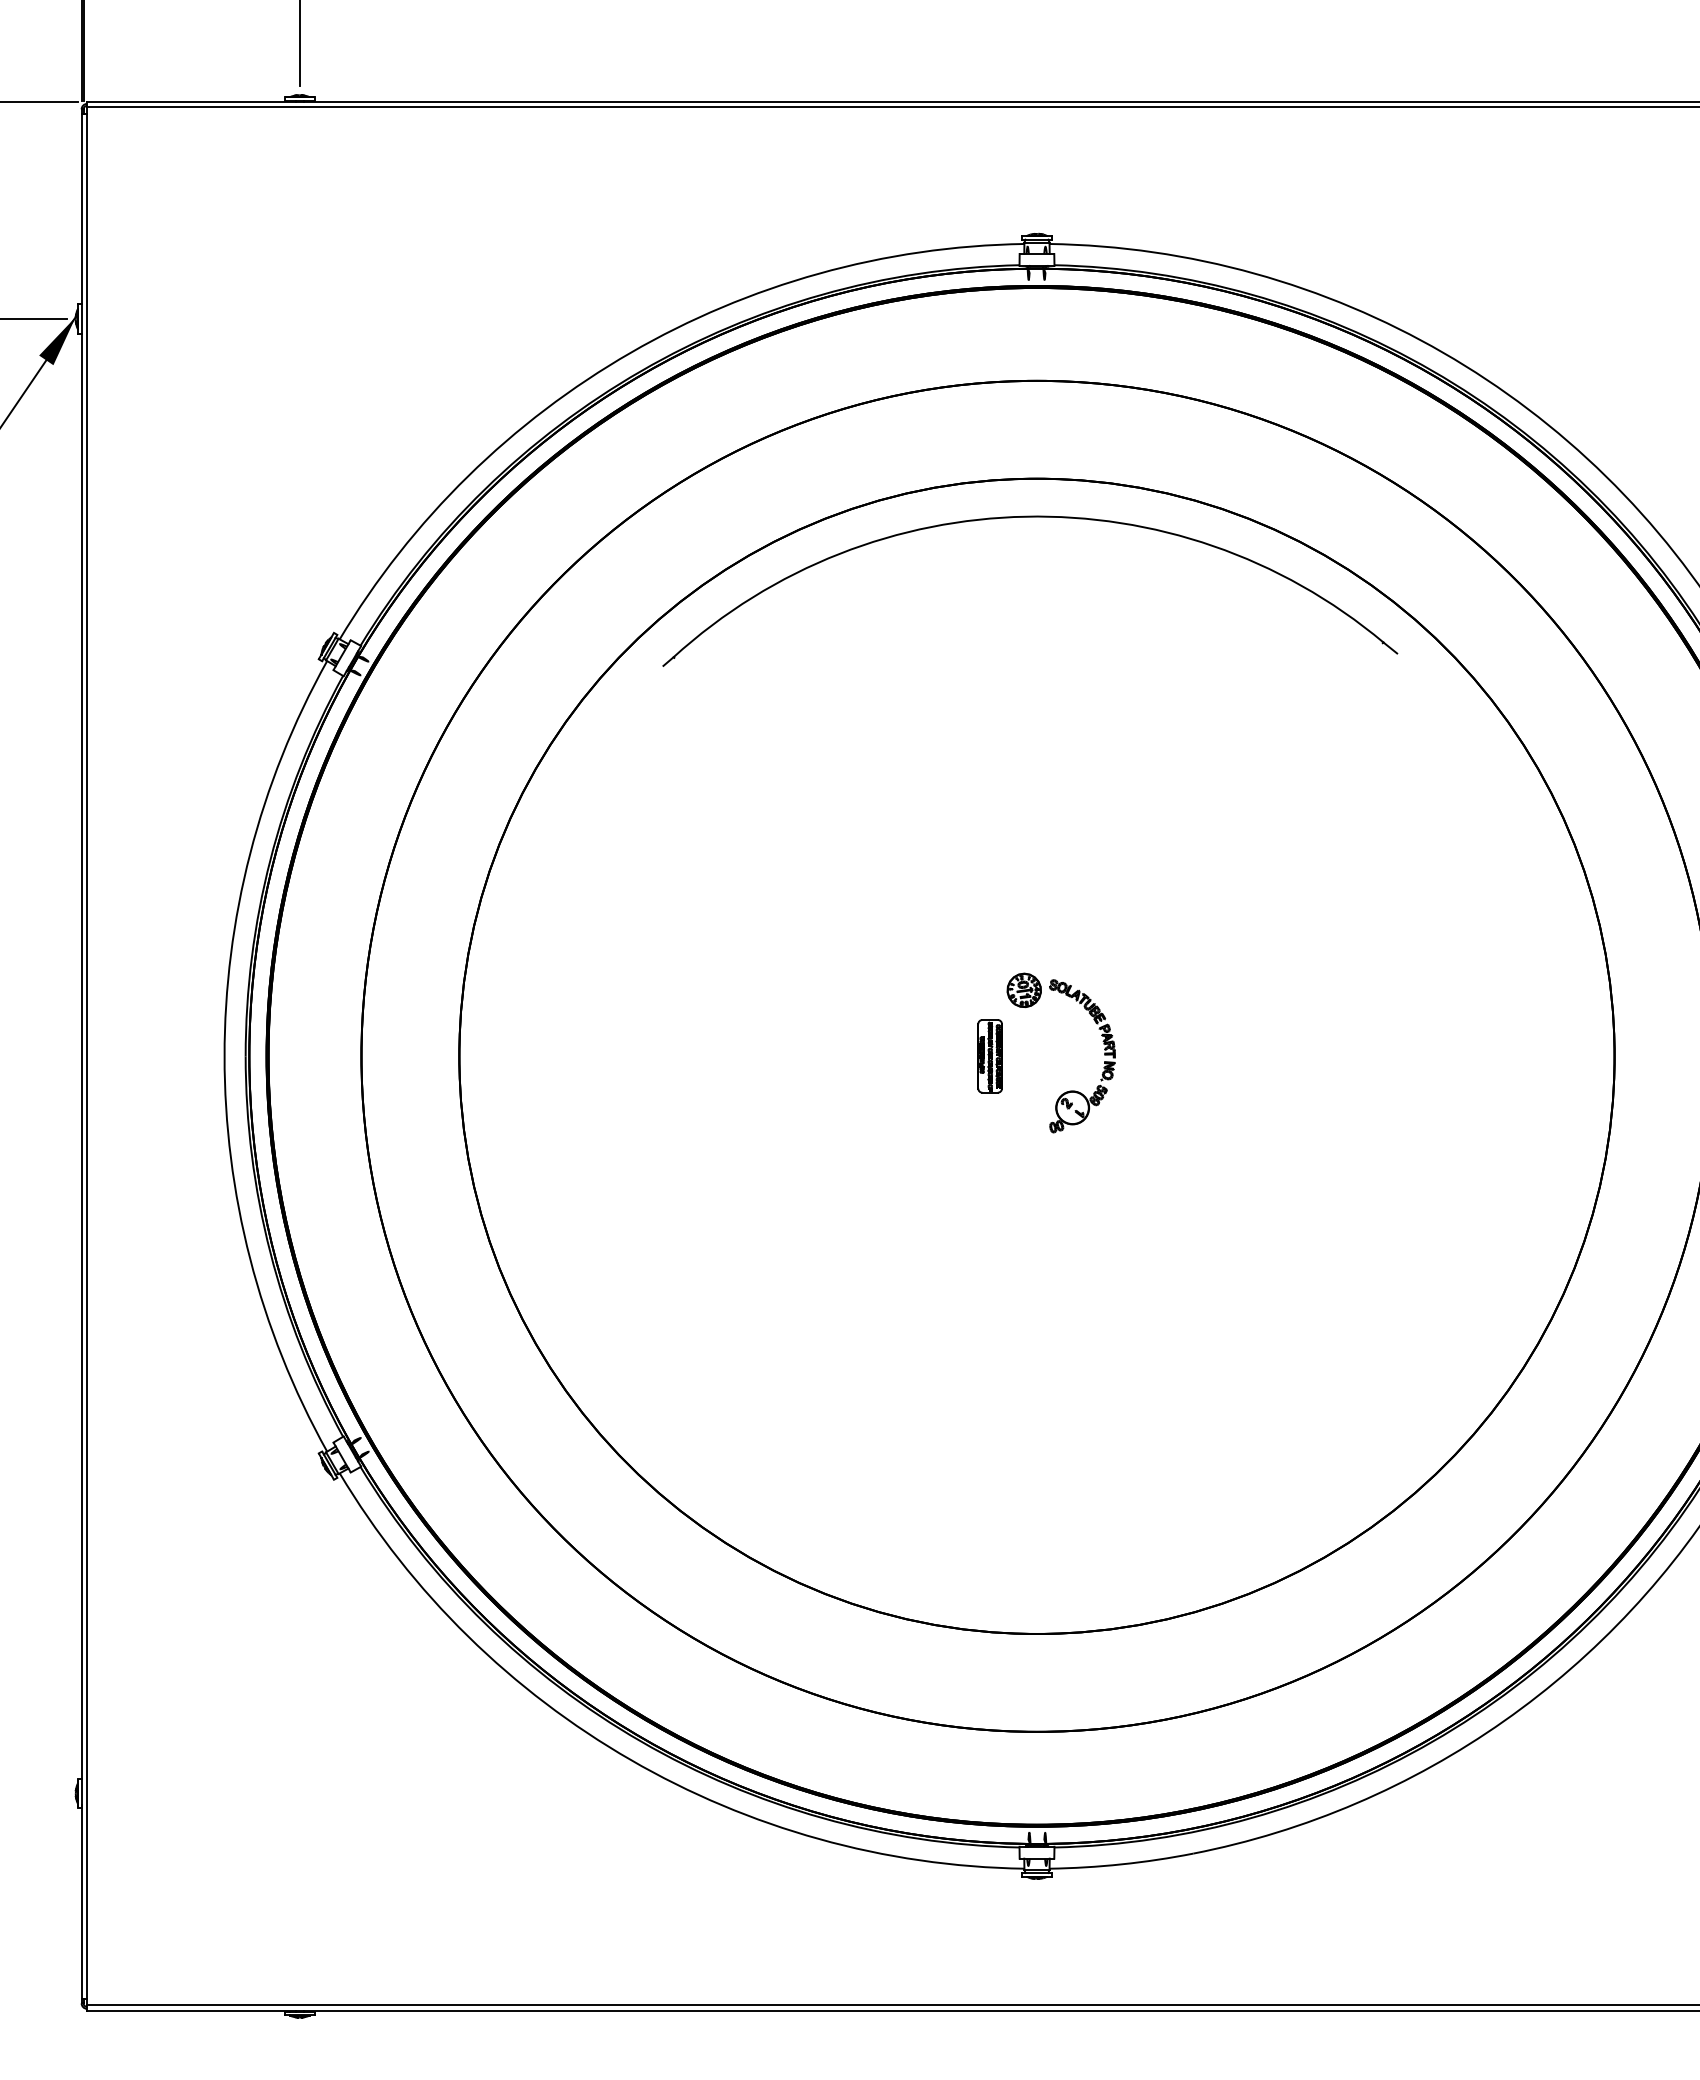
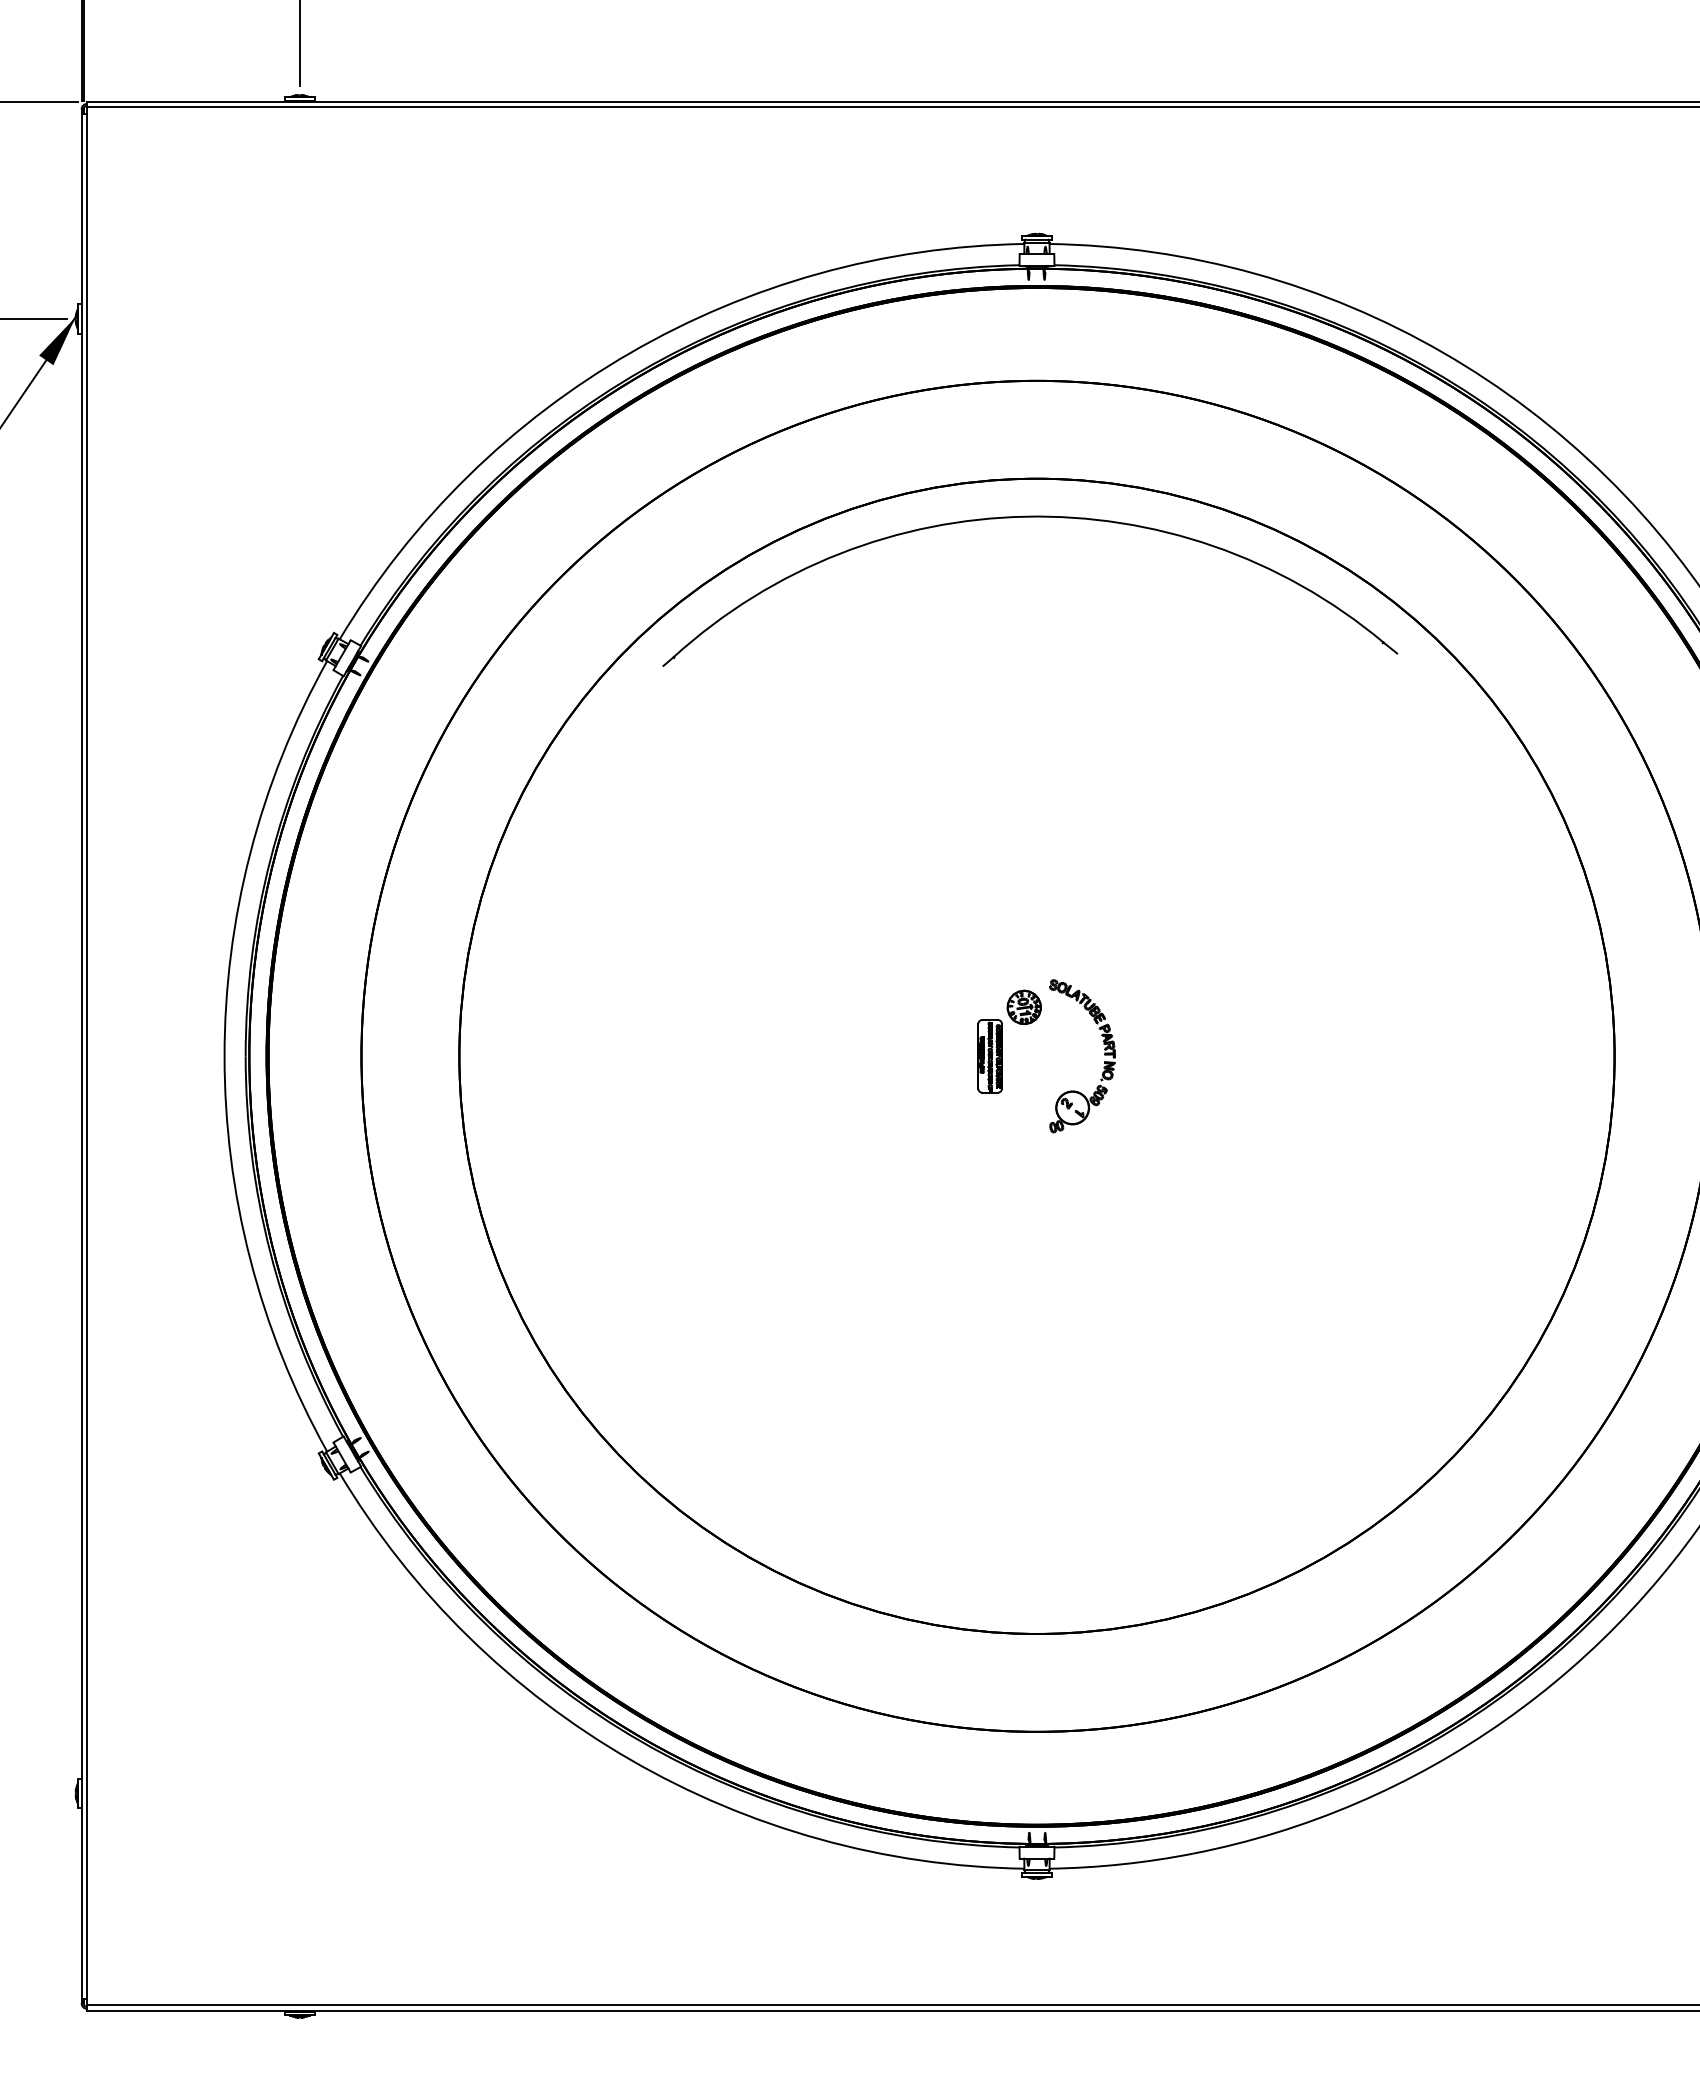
part position: (1023, 990) -> (1023, 1007) (1023, 1007)
